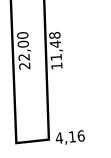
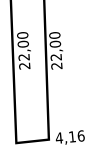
text: 11,48 -> 22,00 (55, 50)
